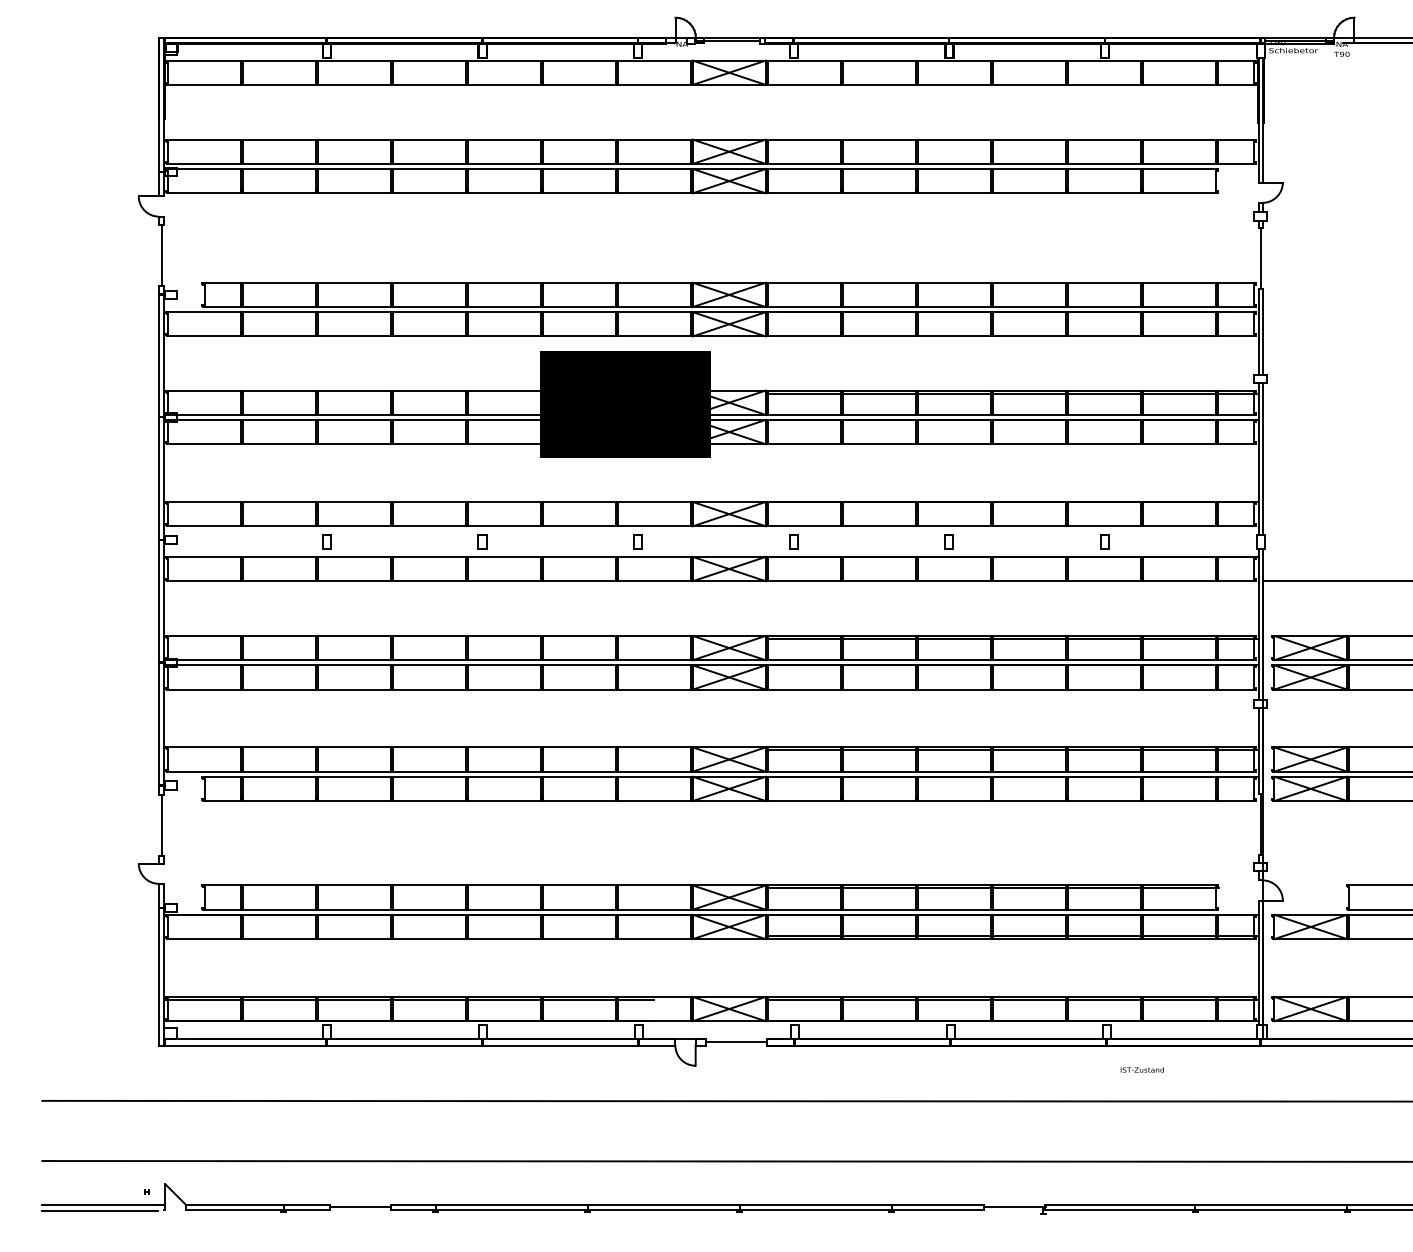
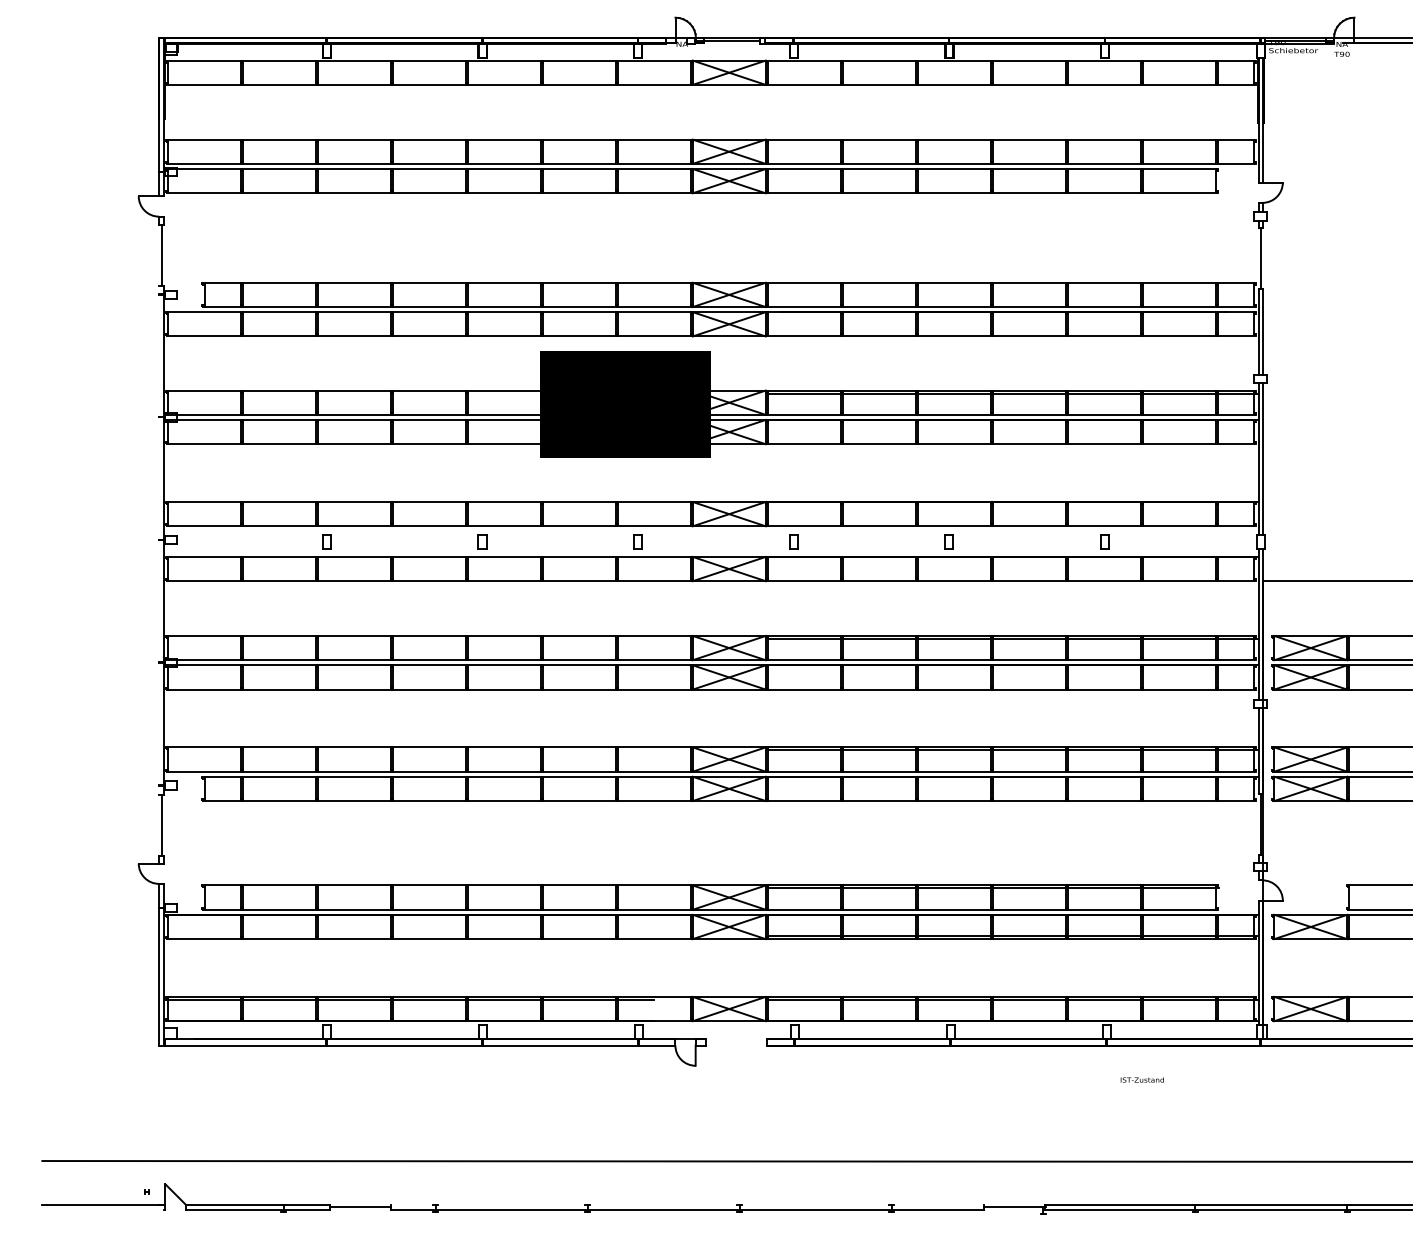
line: present -> none (159, 539)
line: present -> none (735, 1042)
text position: (1141, 1069) -> (1141, 1079) (1141, 1079)
line: present -> none (725, 1100)
line: present -> none (687, 1204)
line: present -> none (99, 1210)
